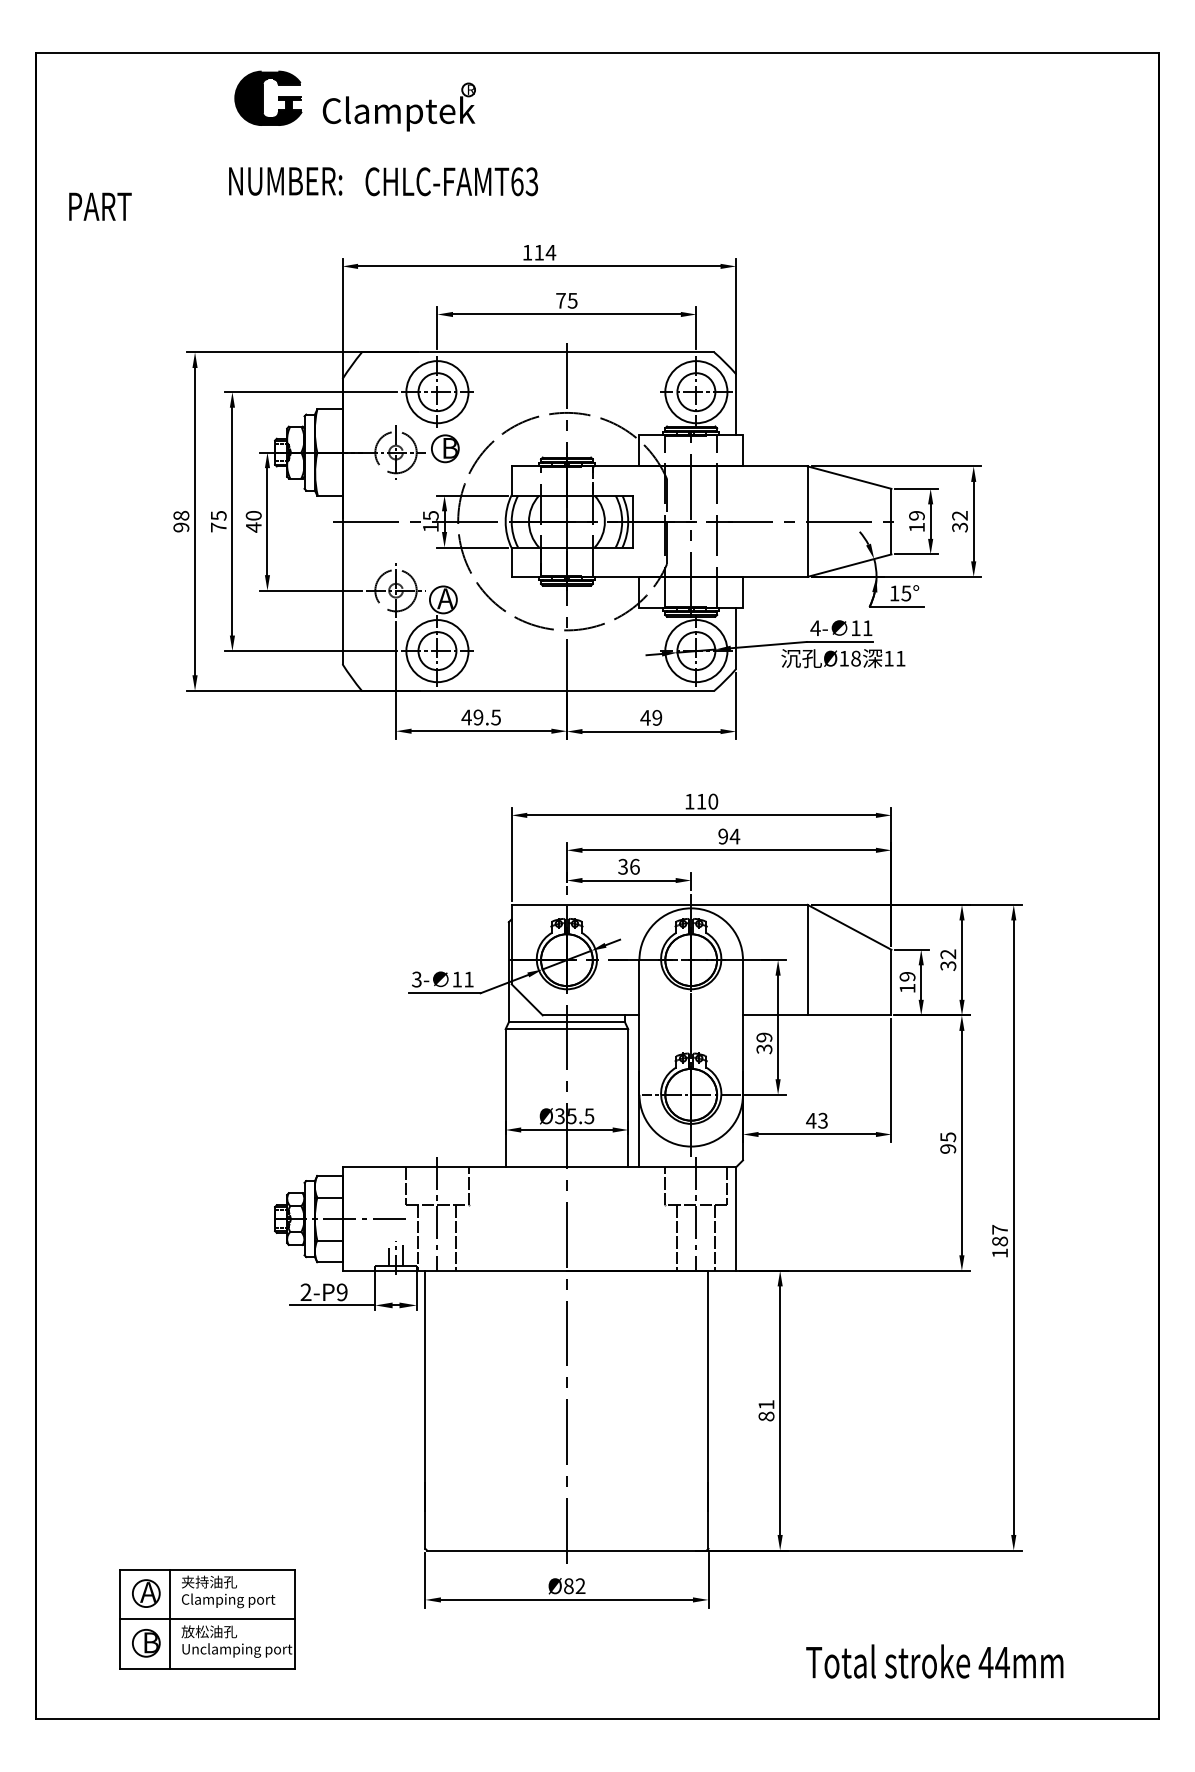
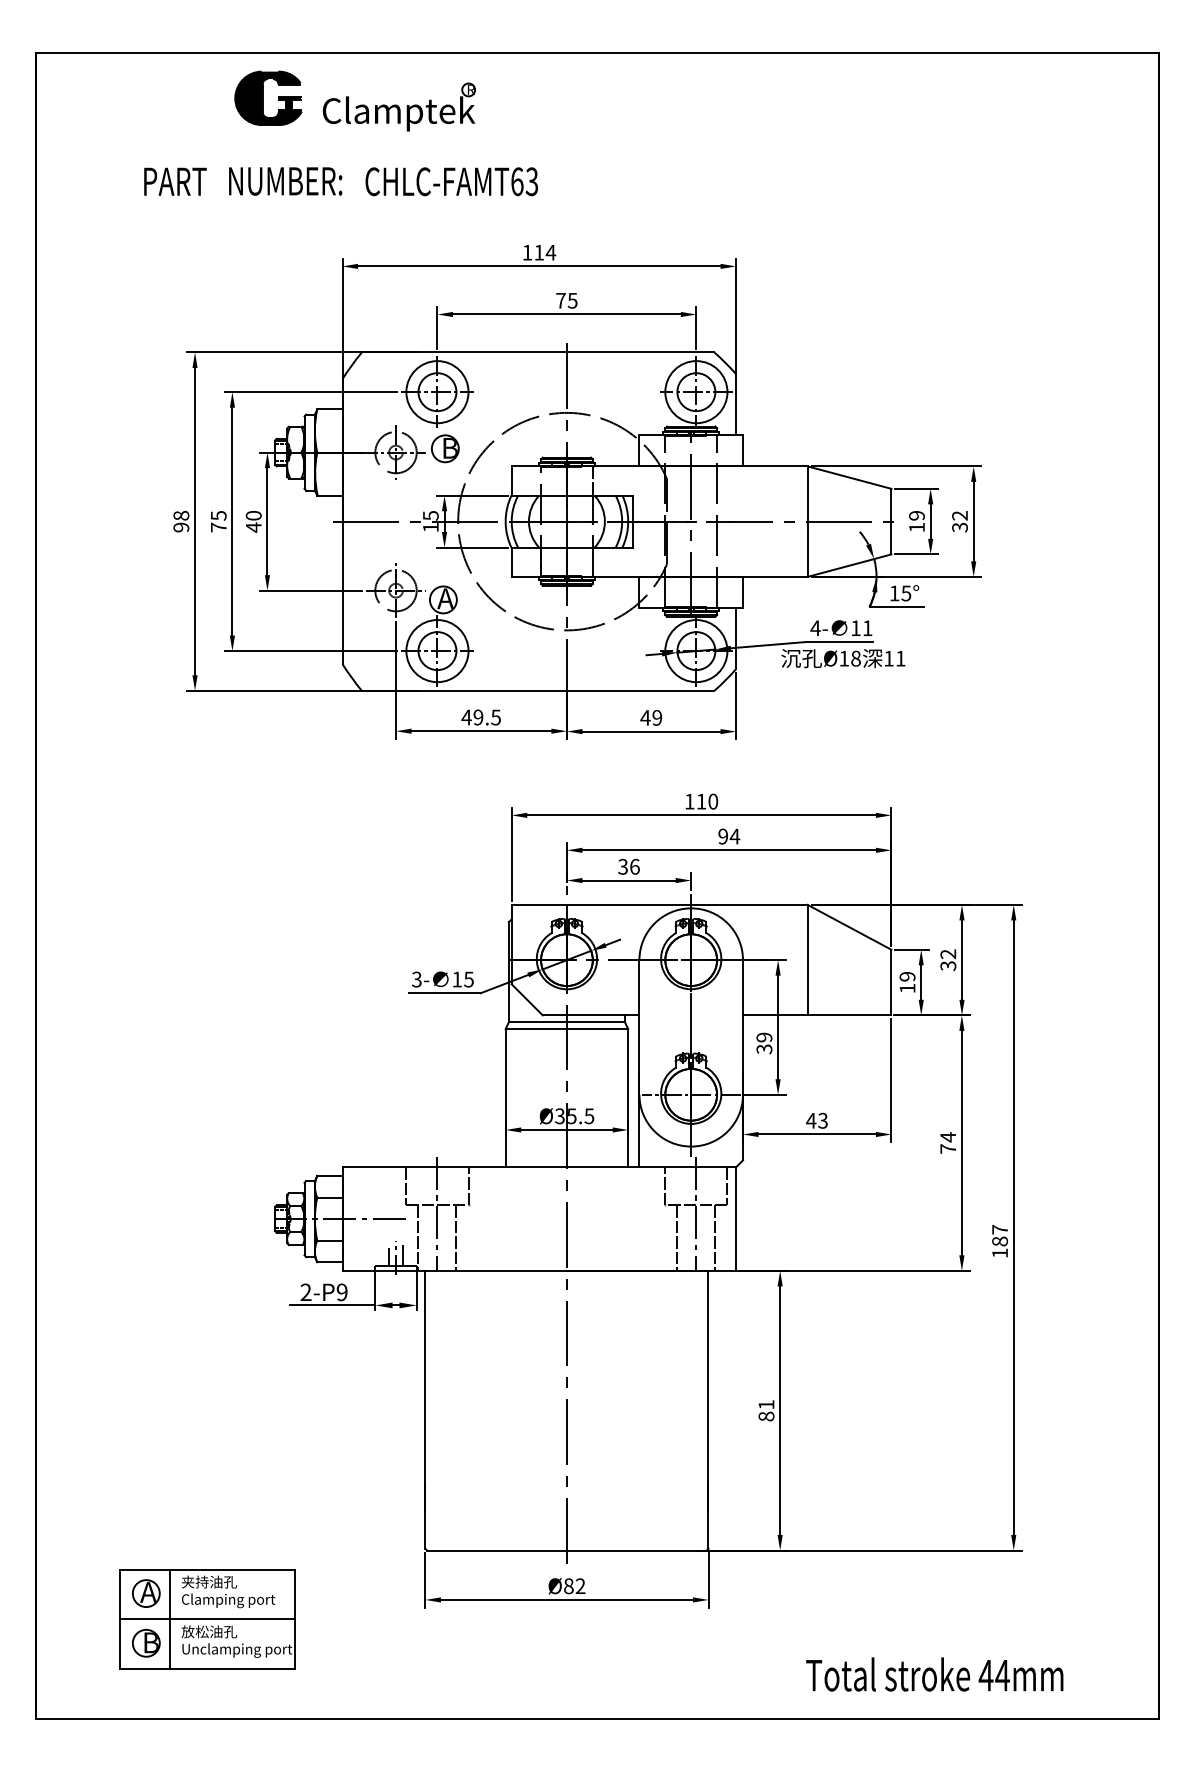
text position: (100, 206) -> (175, 181) (175, 181)
text: 11 -> 15 (468, 979)
text: 95 -> 74 (948, 1142)
text position: (934, 1661) -> (934, 1674) (934, 1674)
